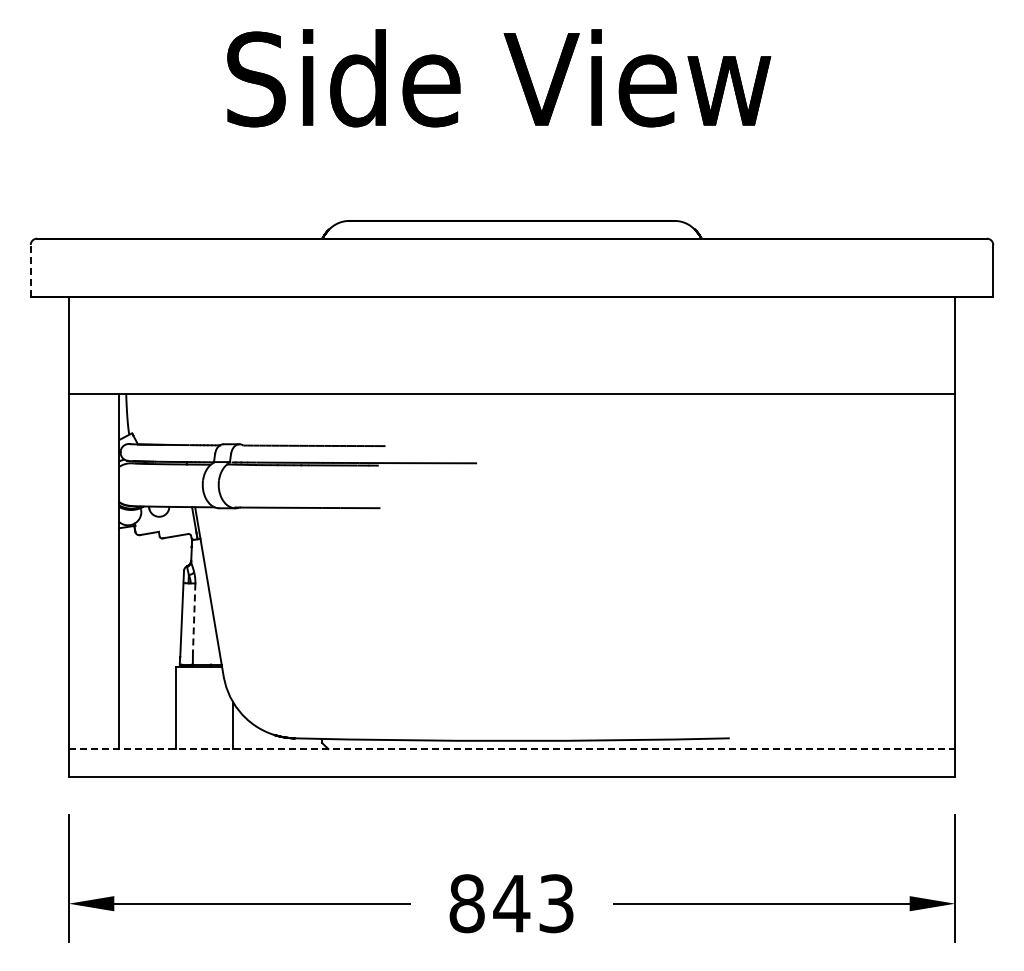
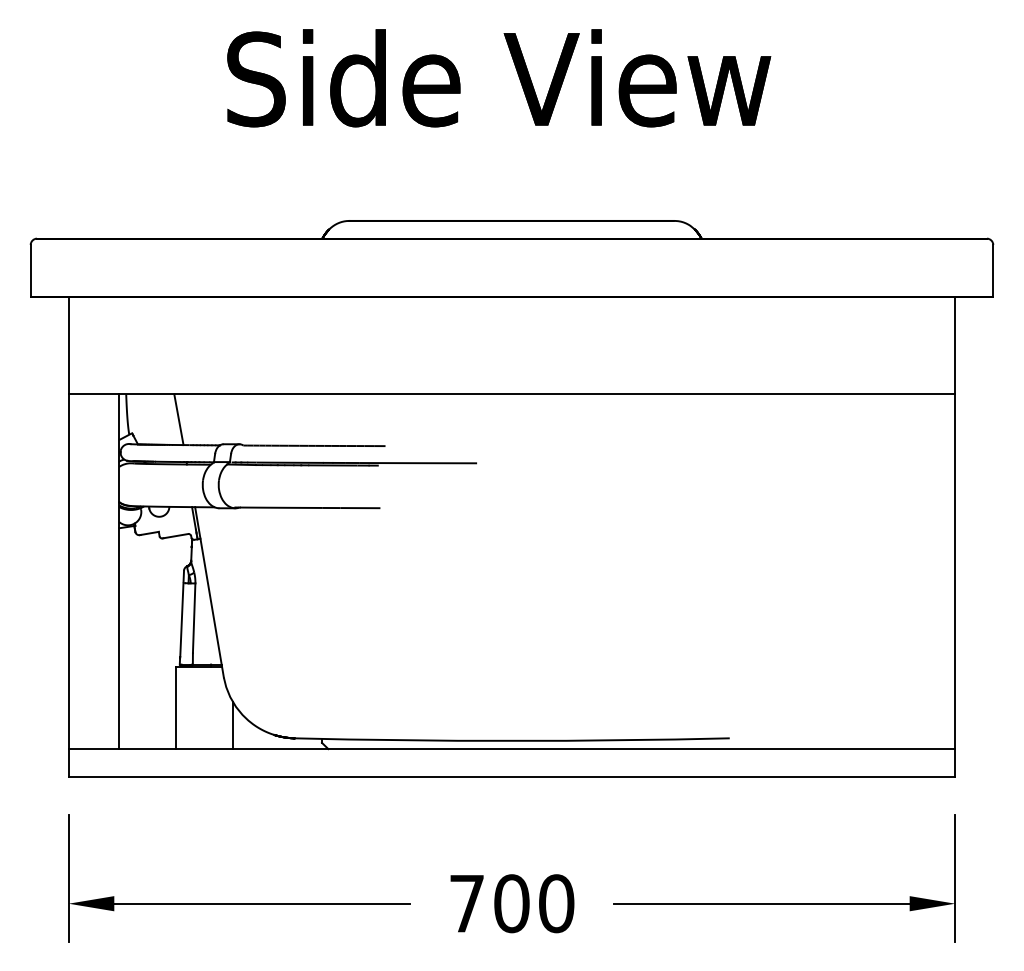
line: dashed -> solid (30, 270)
line: none -> present (178, 419)
line: dashed -> solid (194, 618)
line: dashed -> solid (512, 749)
text: 843 -> 700 (511, 903)
